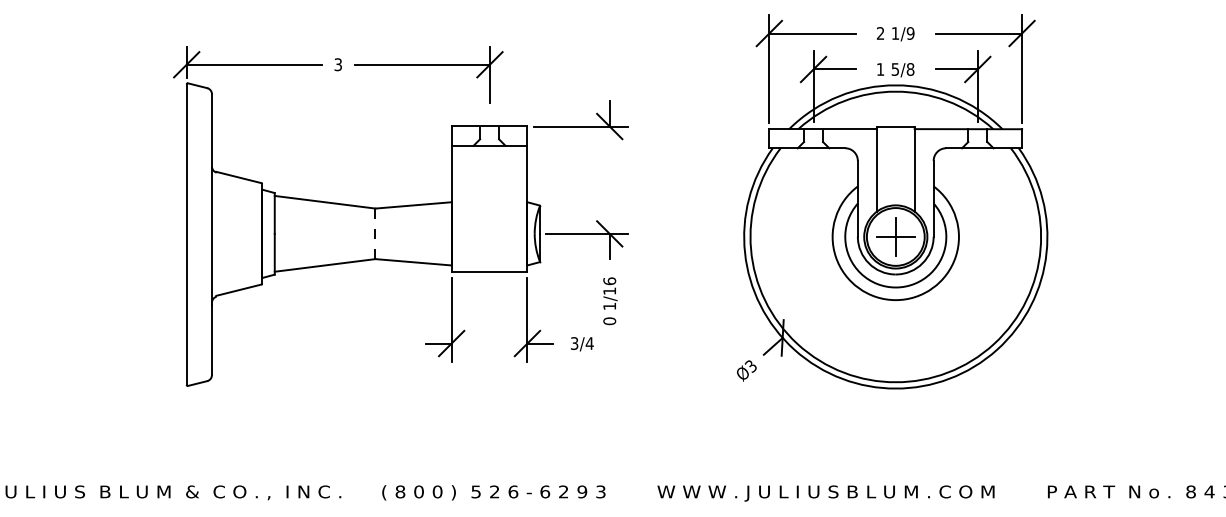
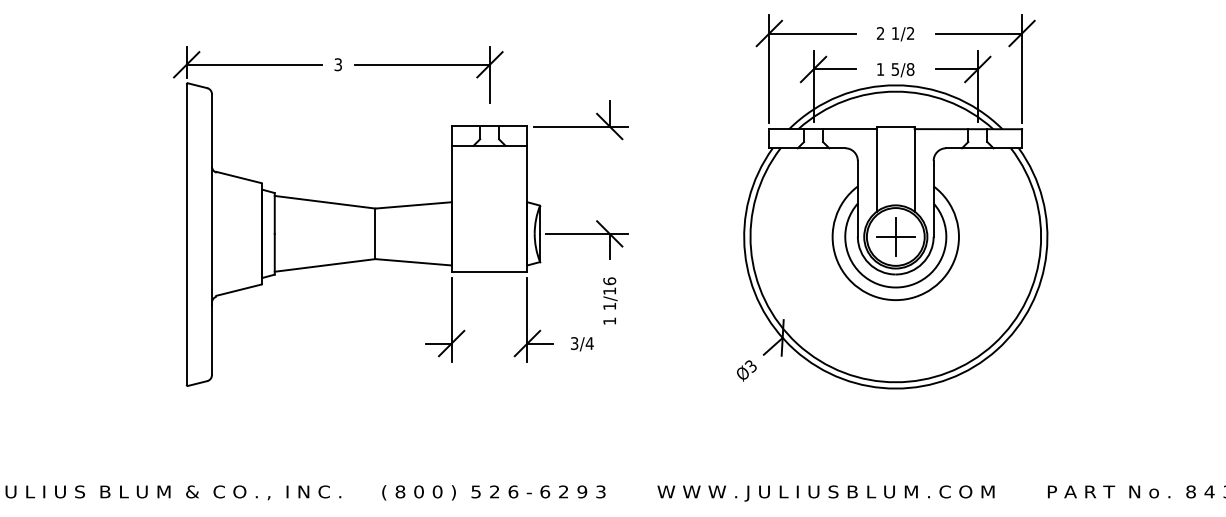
text: 1/9 -> 1/2 (910, 33)
line: dashed -> solid (375, 233)
text: 0 -> 1 (609, 321)
